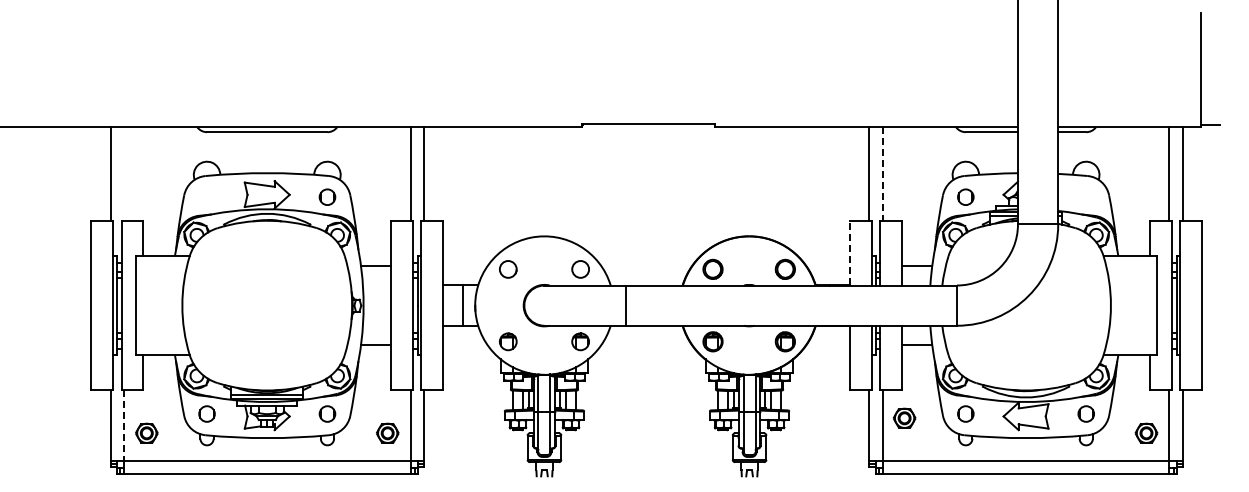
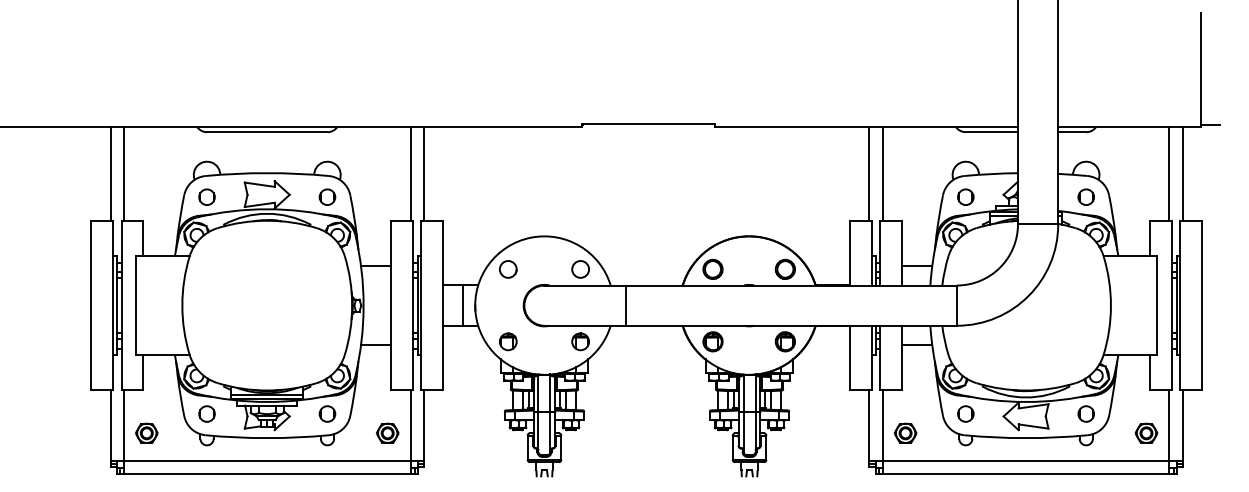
line: none -> present (123, 174)
line: dashed -> solid (882, 174)
circle: none -> present (206, 196)
circle: none -> present (1085, 196)
line: dashed -> solid (850, 252)
part position: (904, 417) -> (905, 432) (905, 432)
line: dashed -> solid (123, 425)
